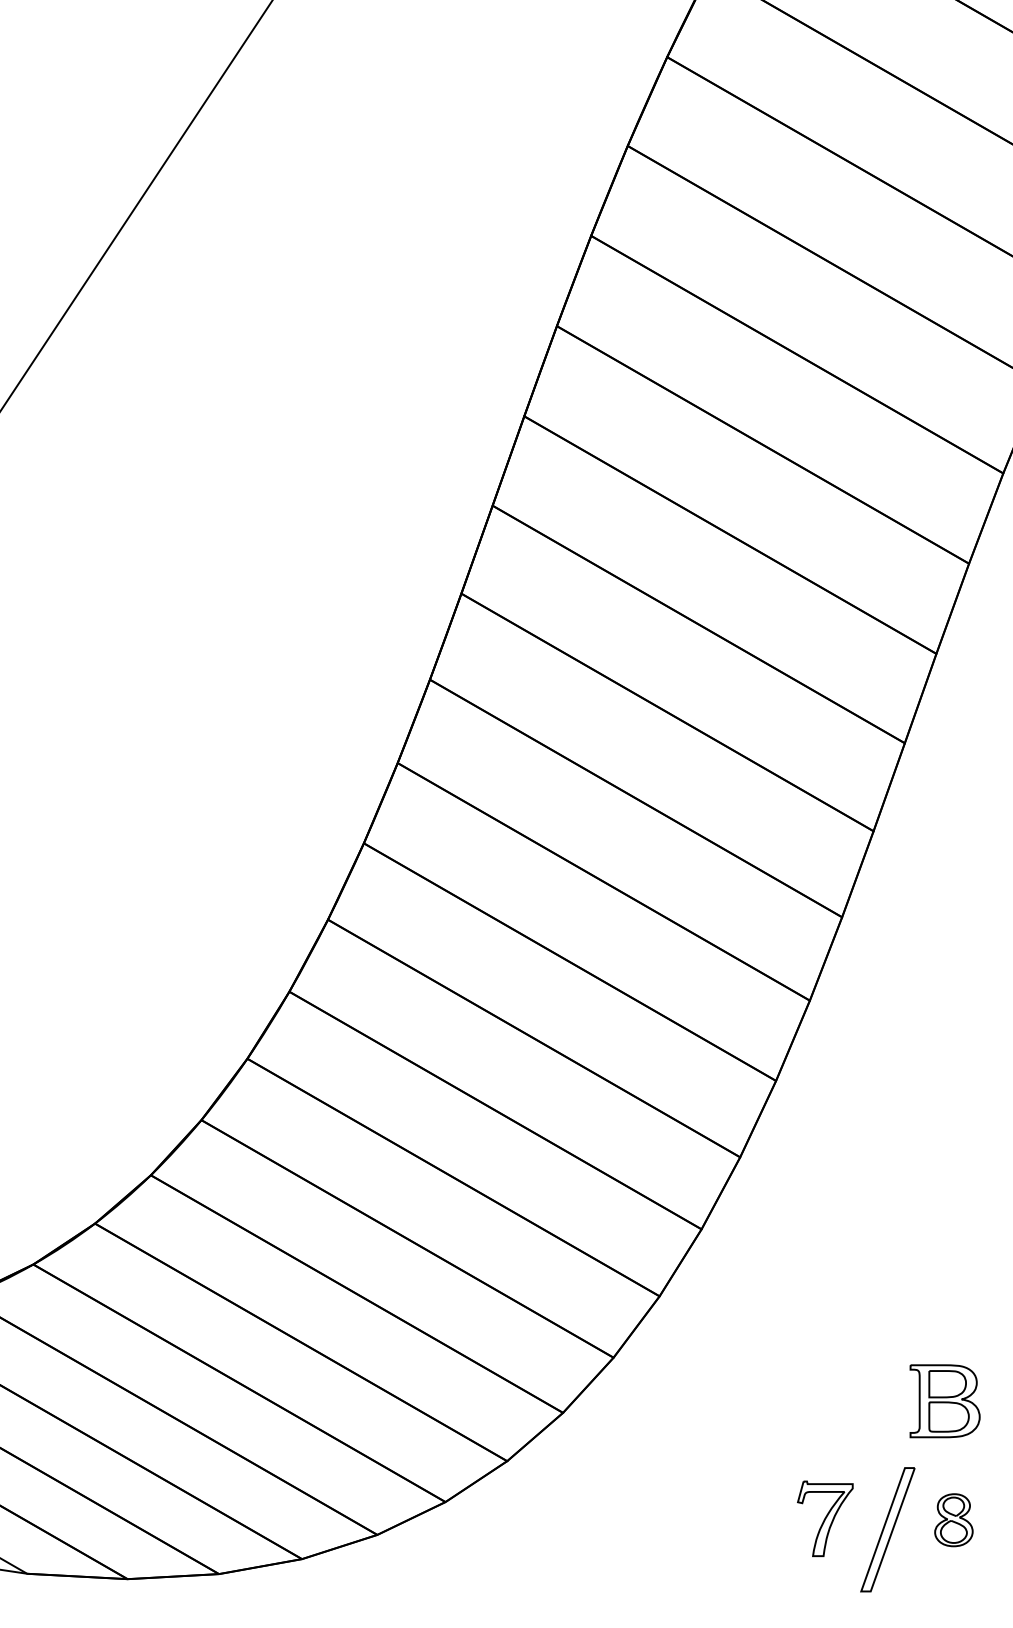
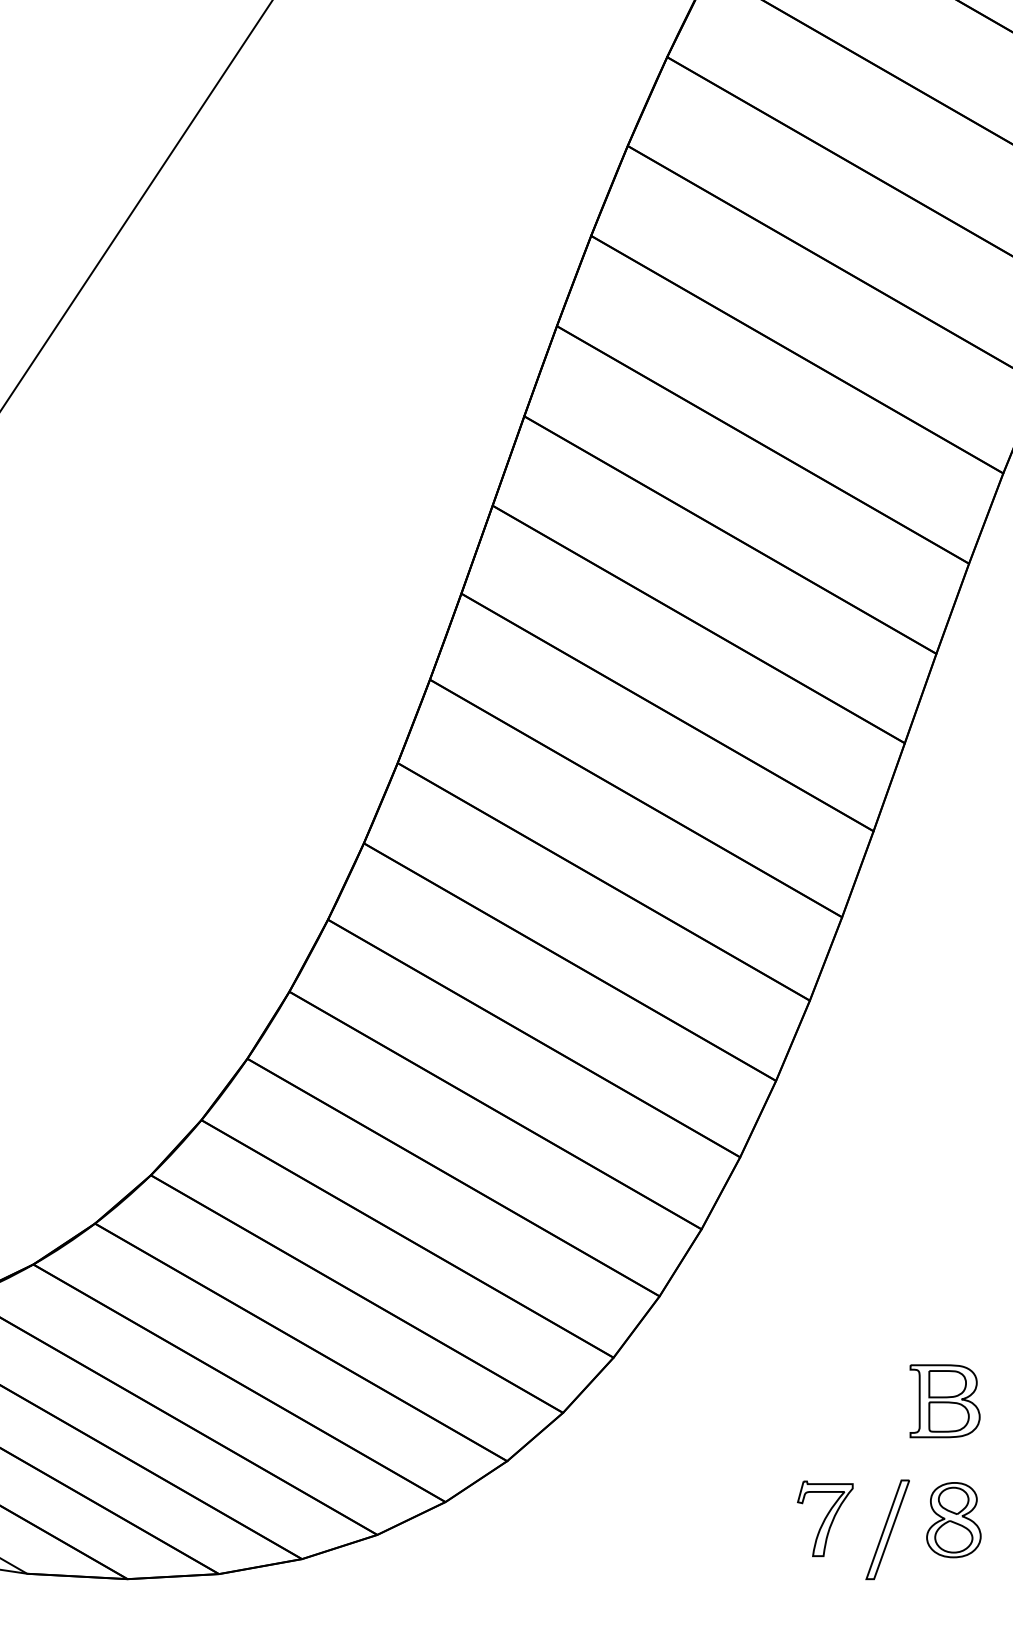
part size: 40x55 px -> 56x77 px (953, 1520)
part size: 56x126 px -> 45x102 px (887, 1529)
